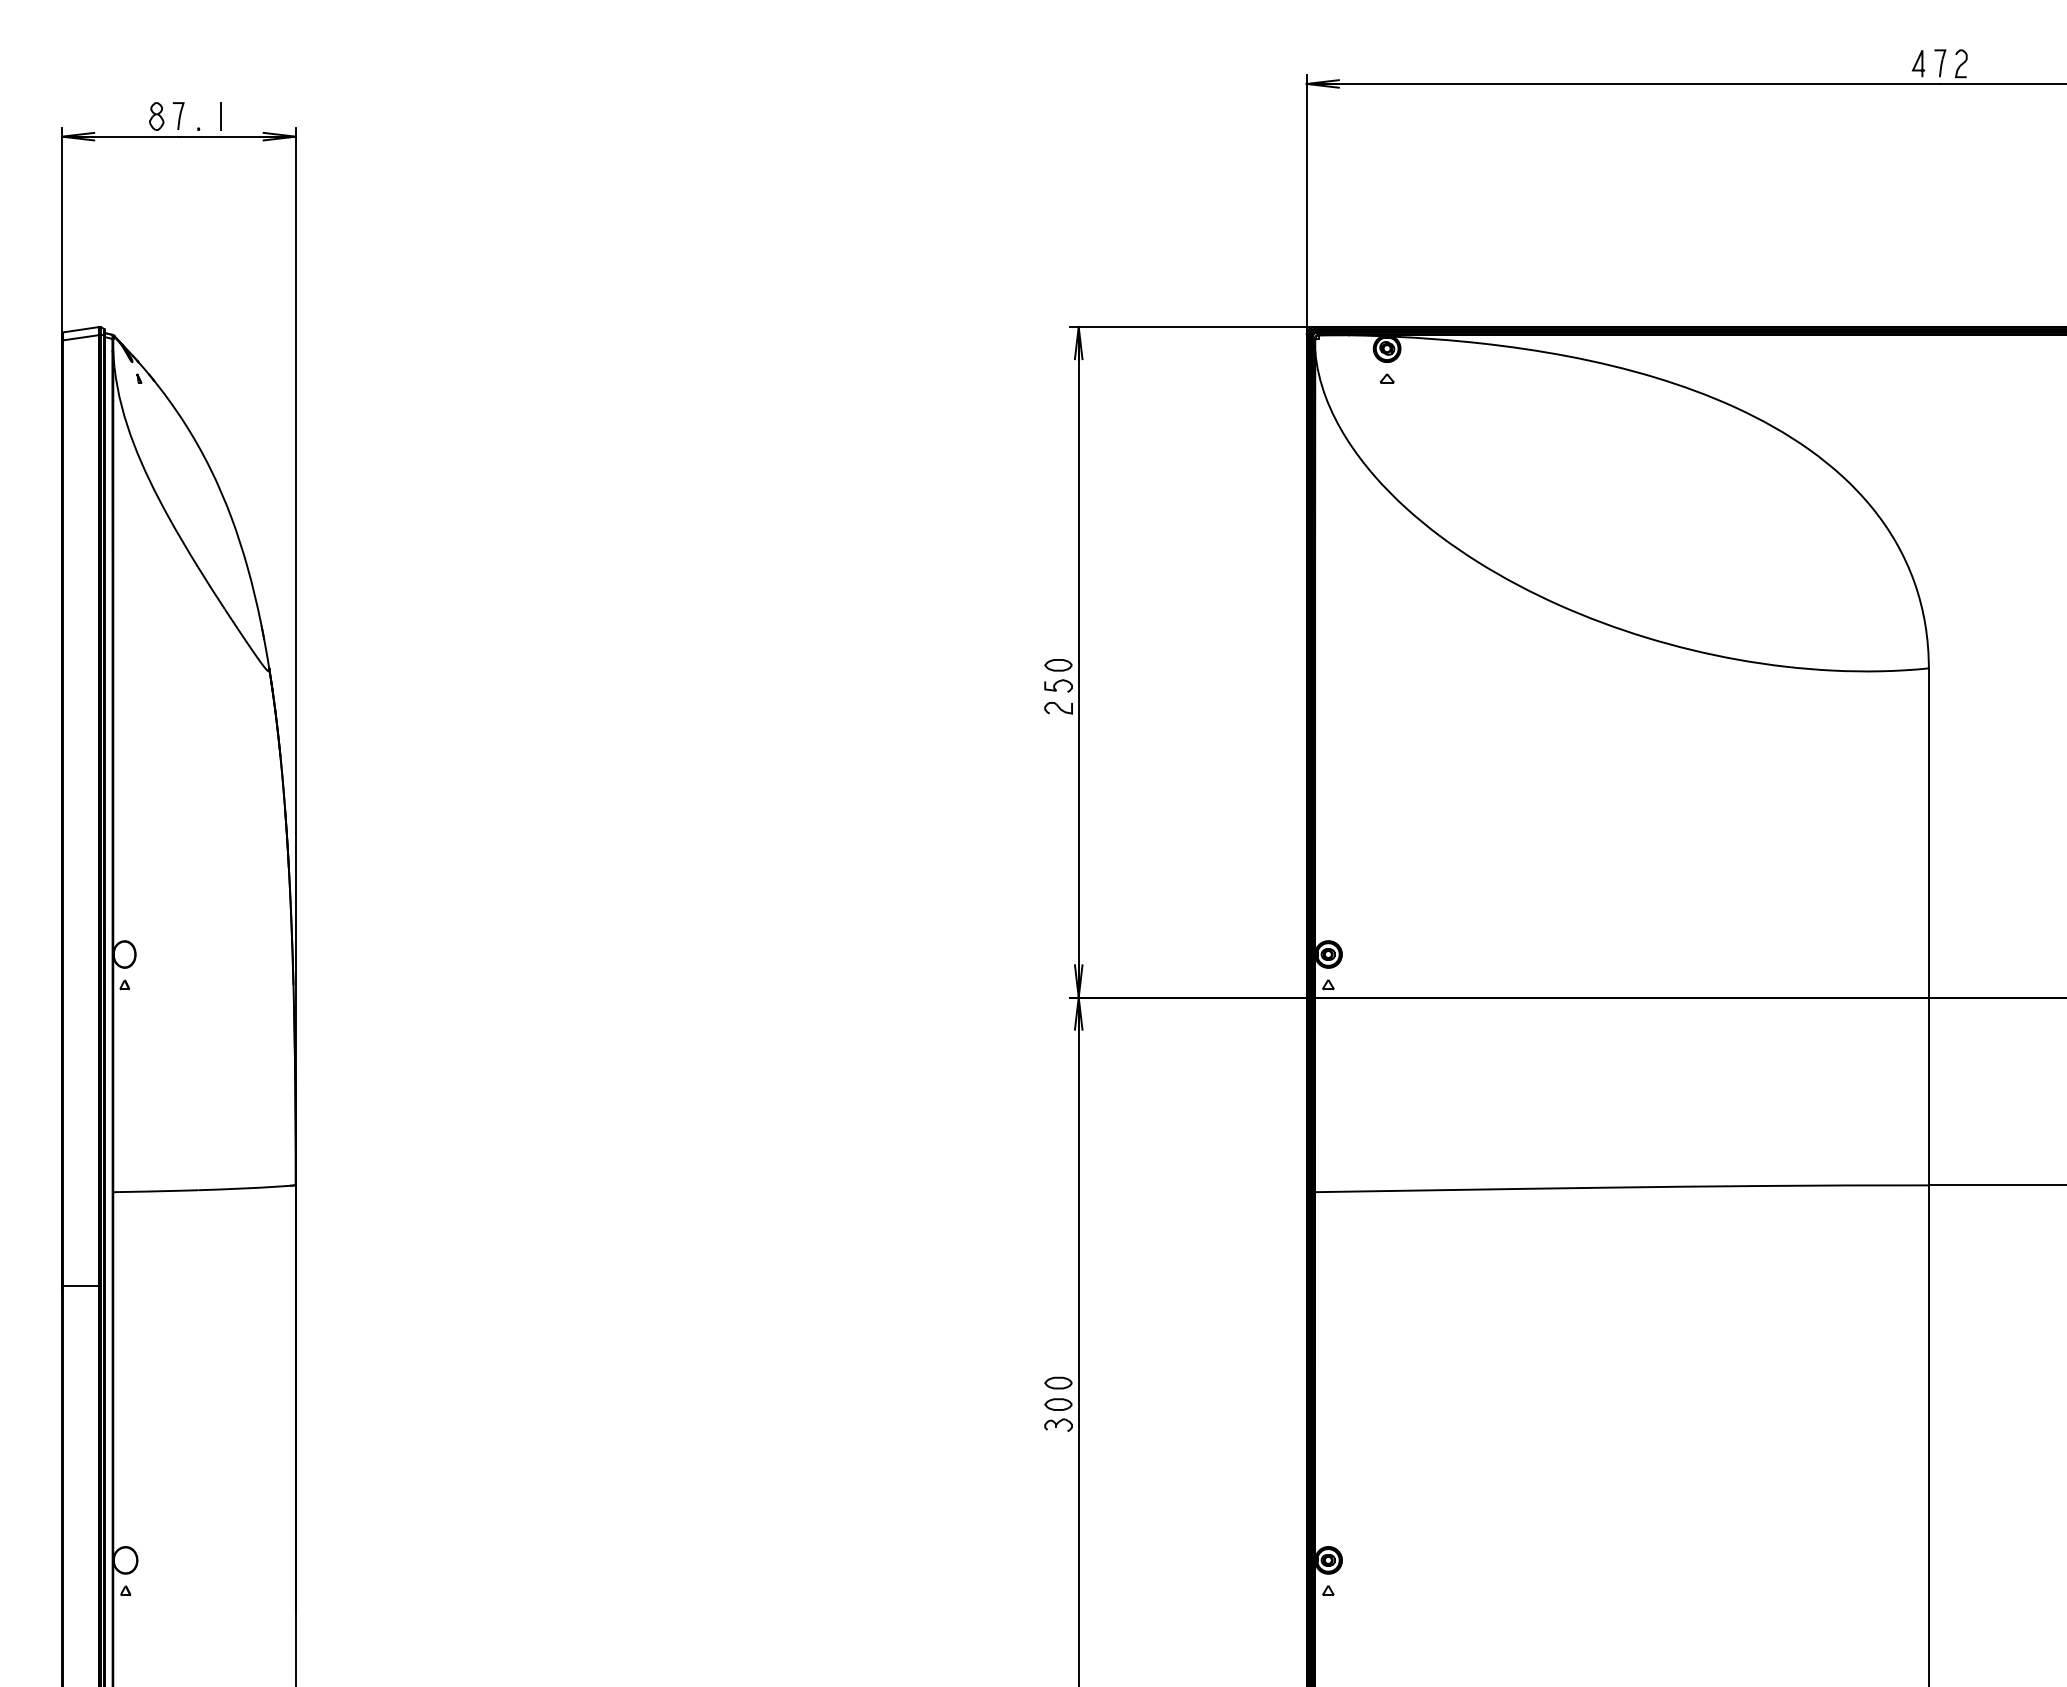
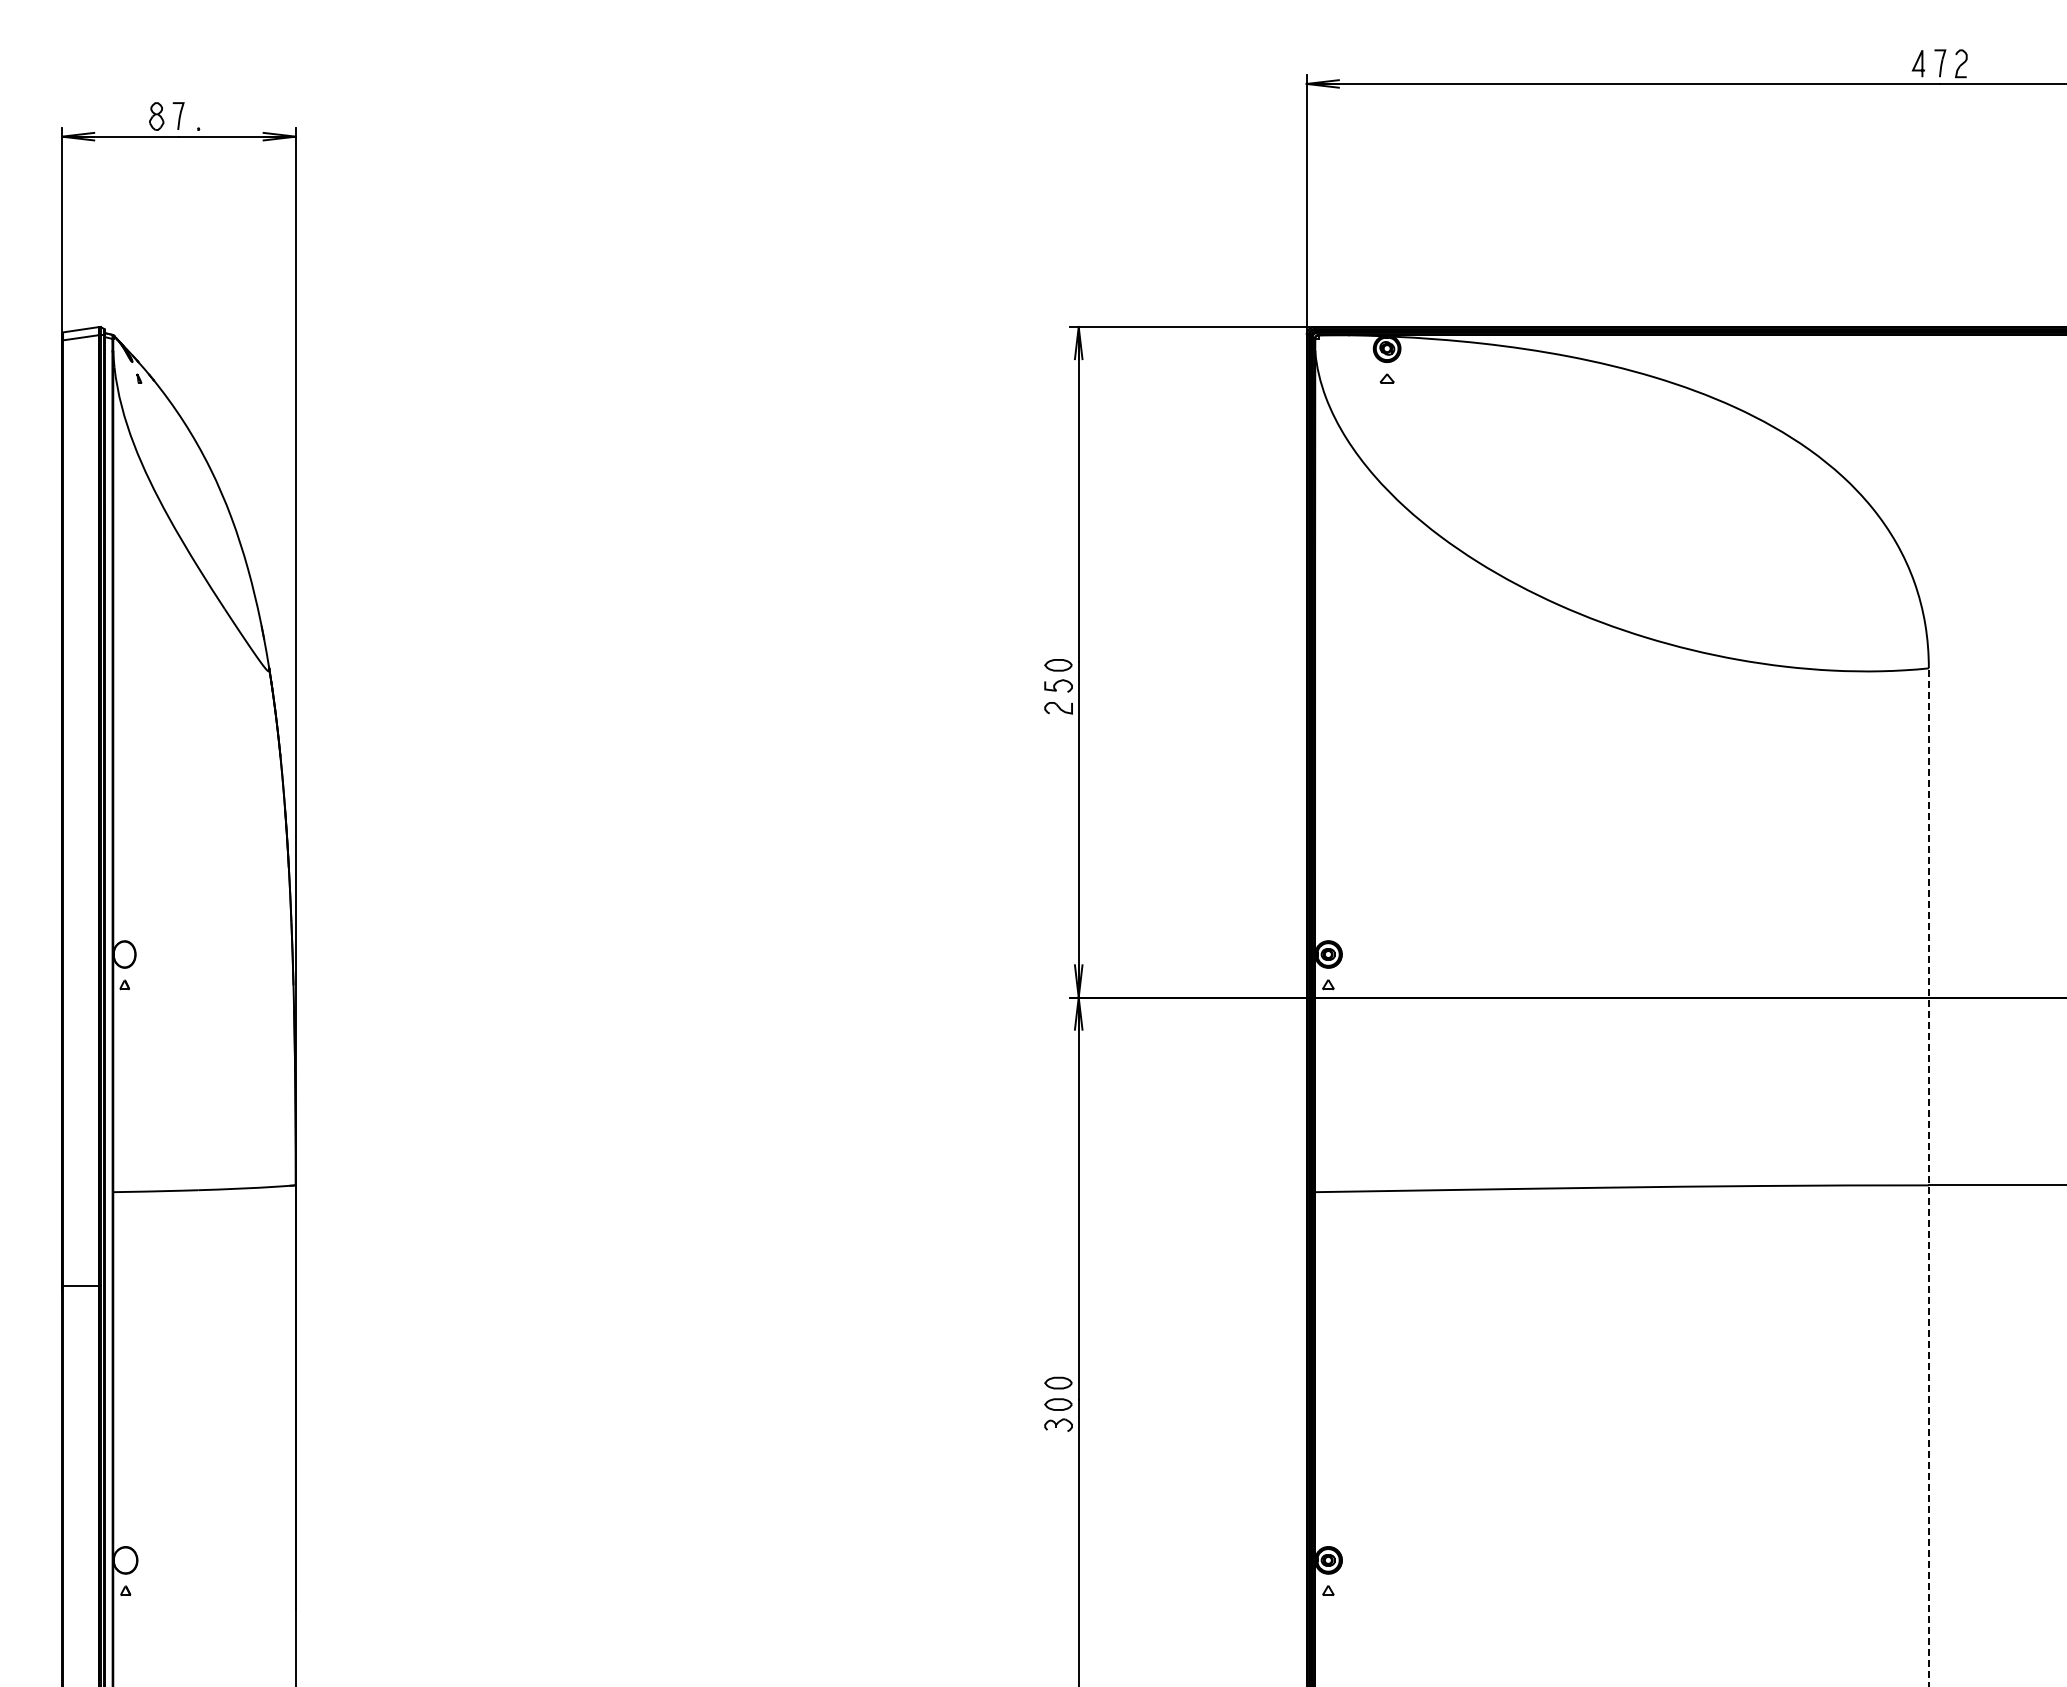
line: present -> none (221, 116)
line: solid -> dashed (1928, 1177)
